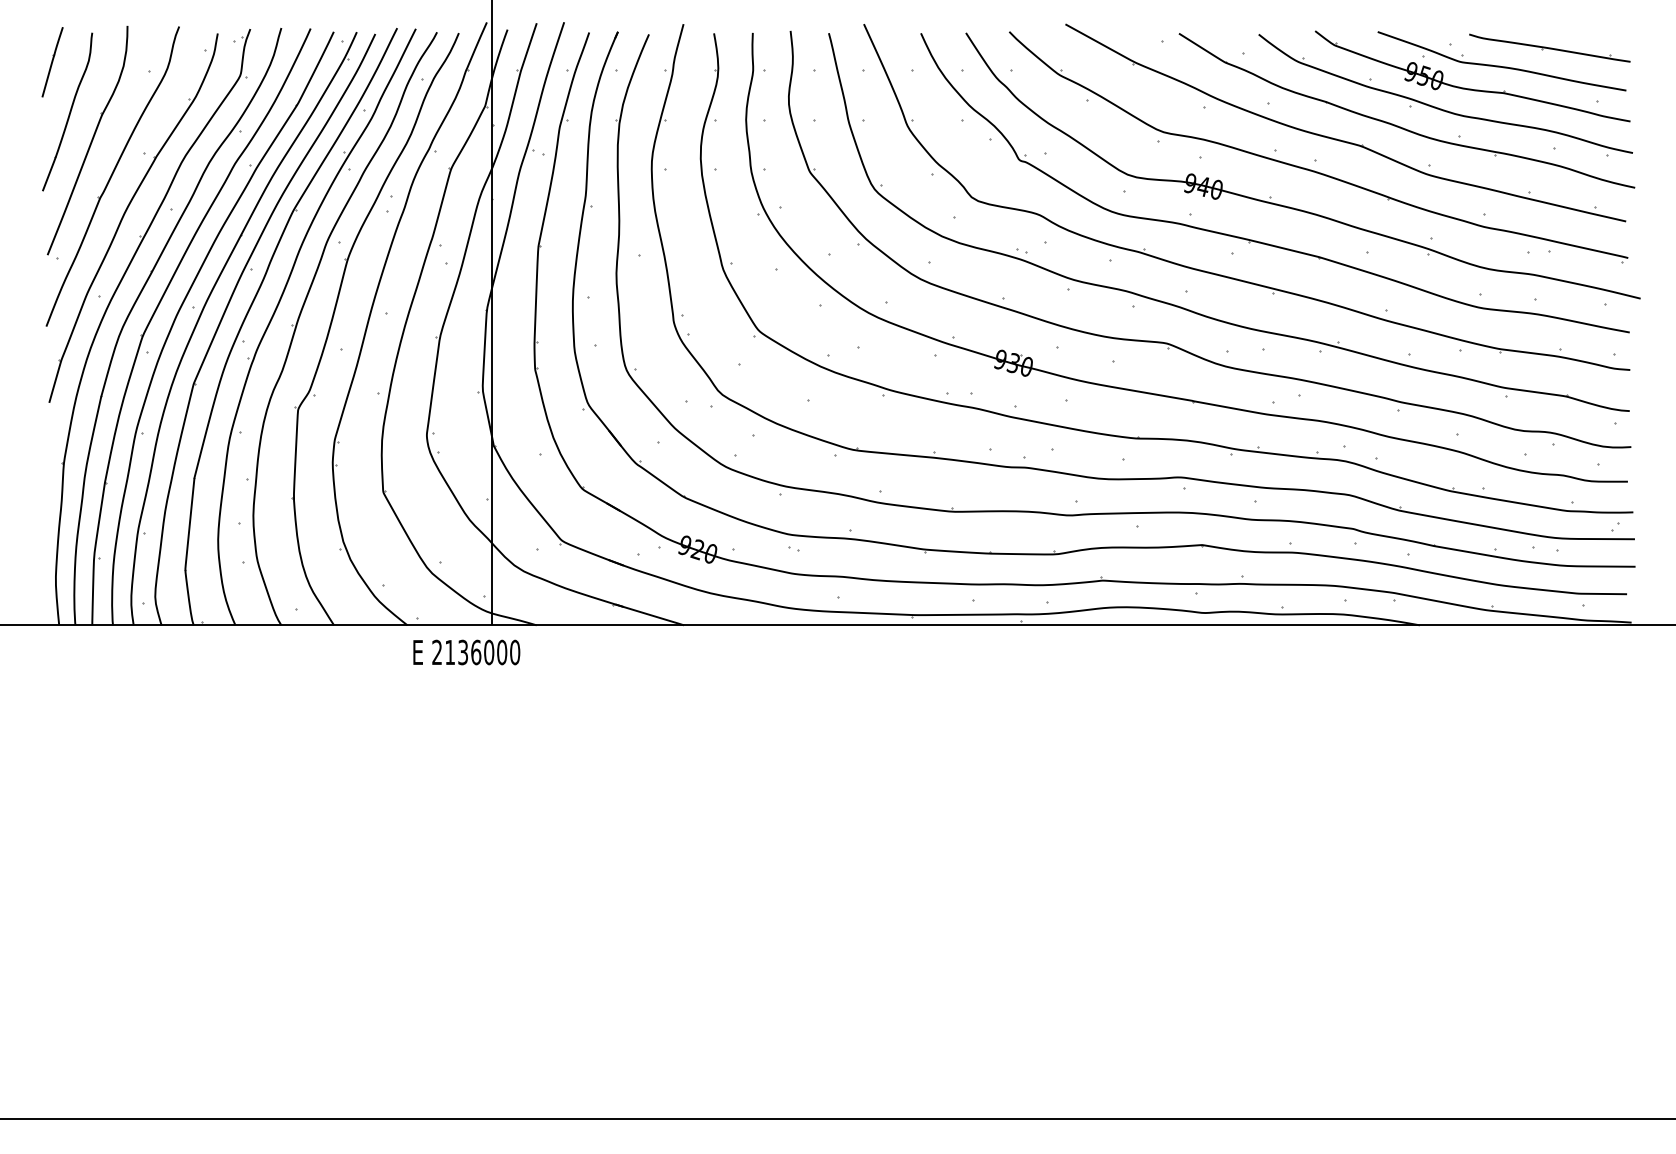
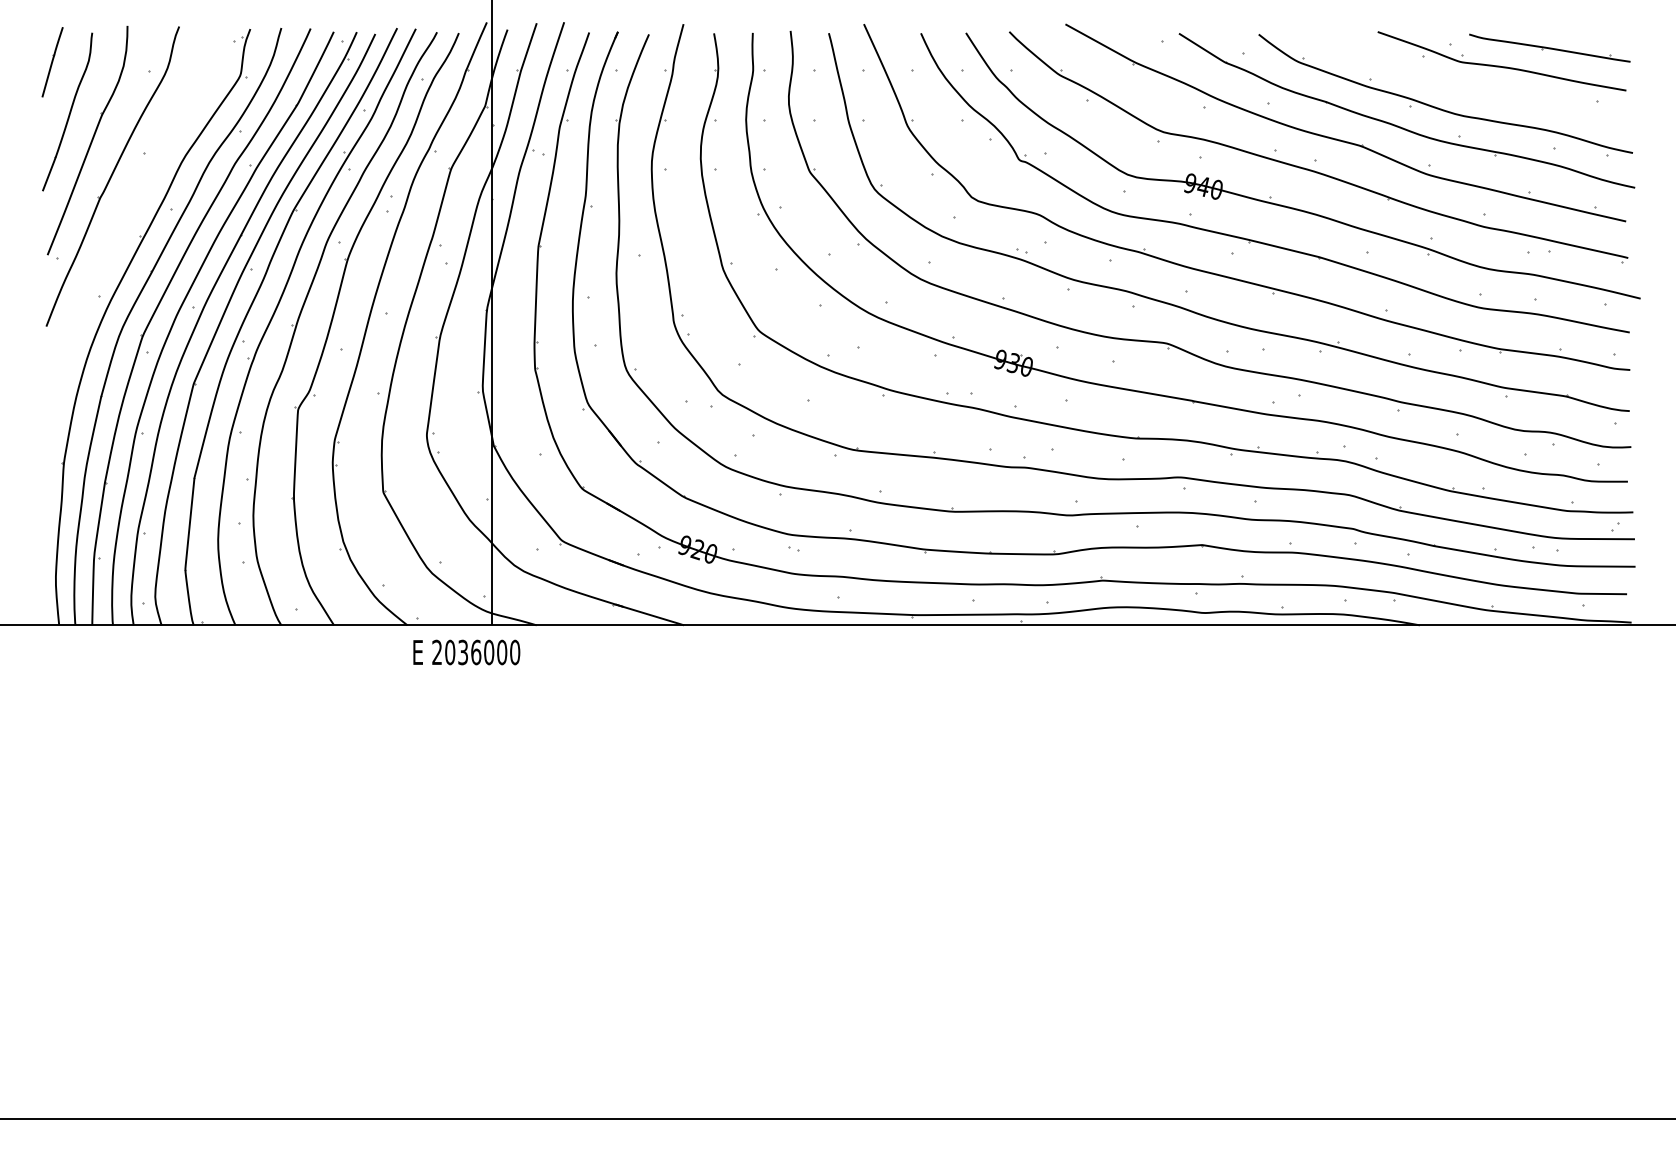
part: present -> none (1471, 88)
part: present -> none (125, 214)
text: 2136000 -> 2036000 (450, 652)
